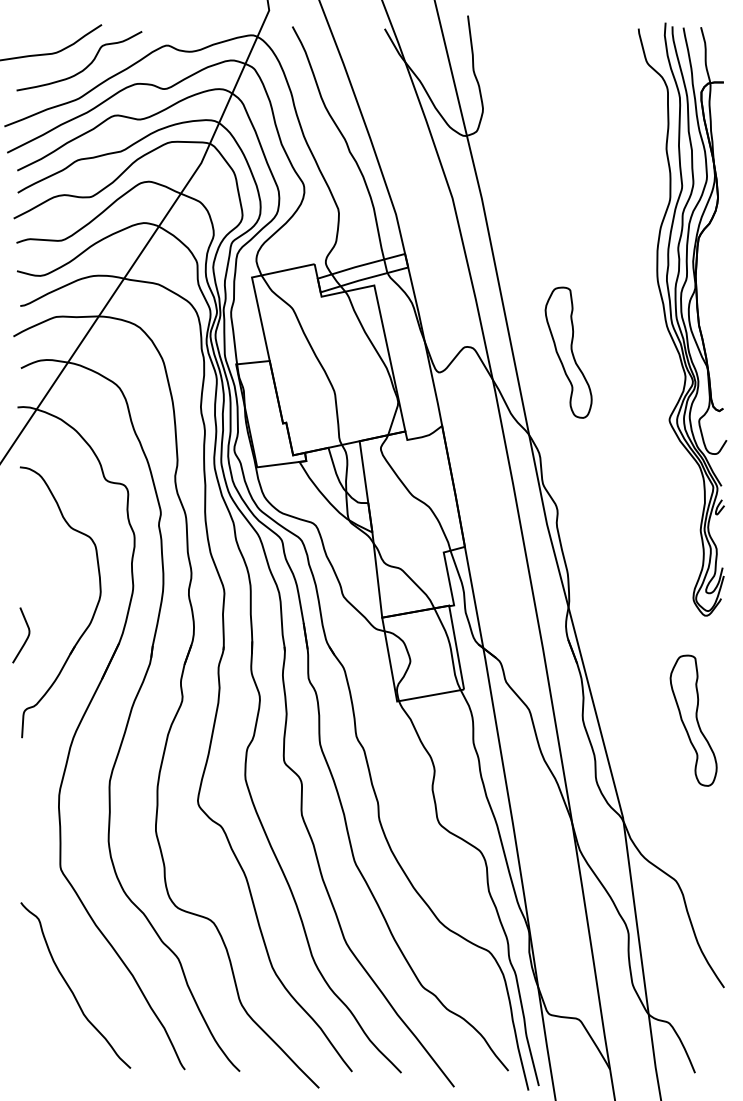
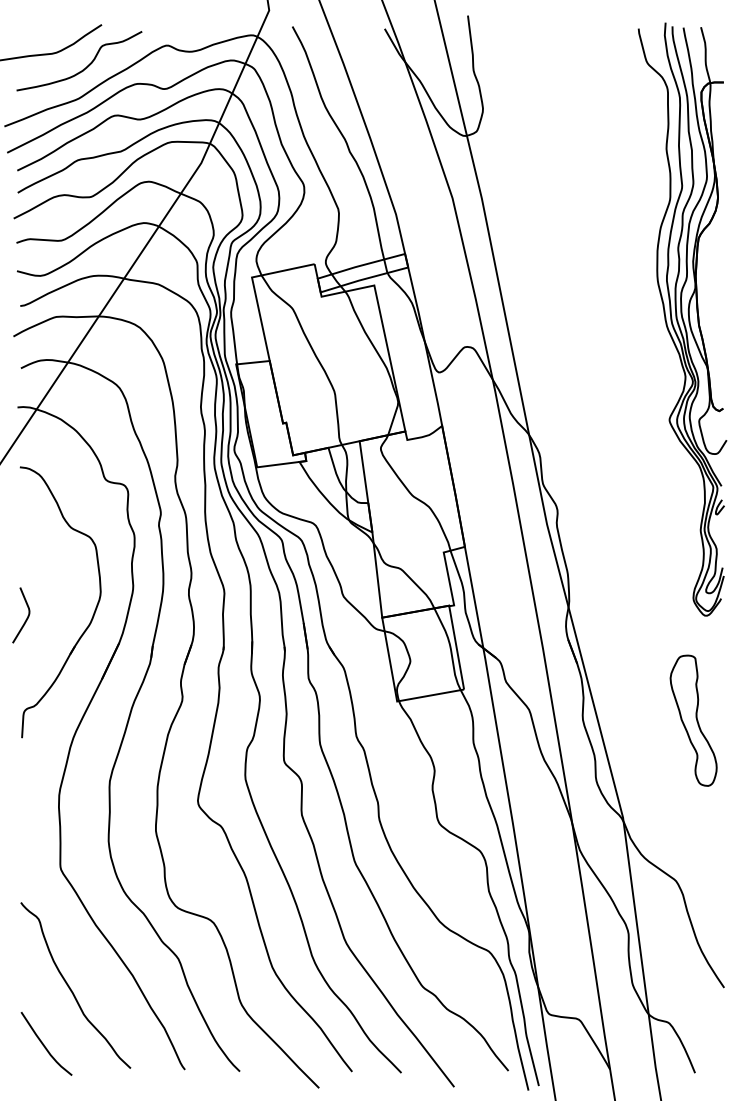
part: present -> none (568, 352)
curve position: (25, 639) -> (25, 619) (25, 619)
curve: none -> present (44, 1044)
